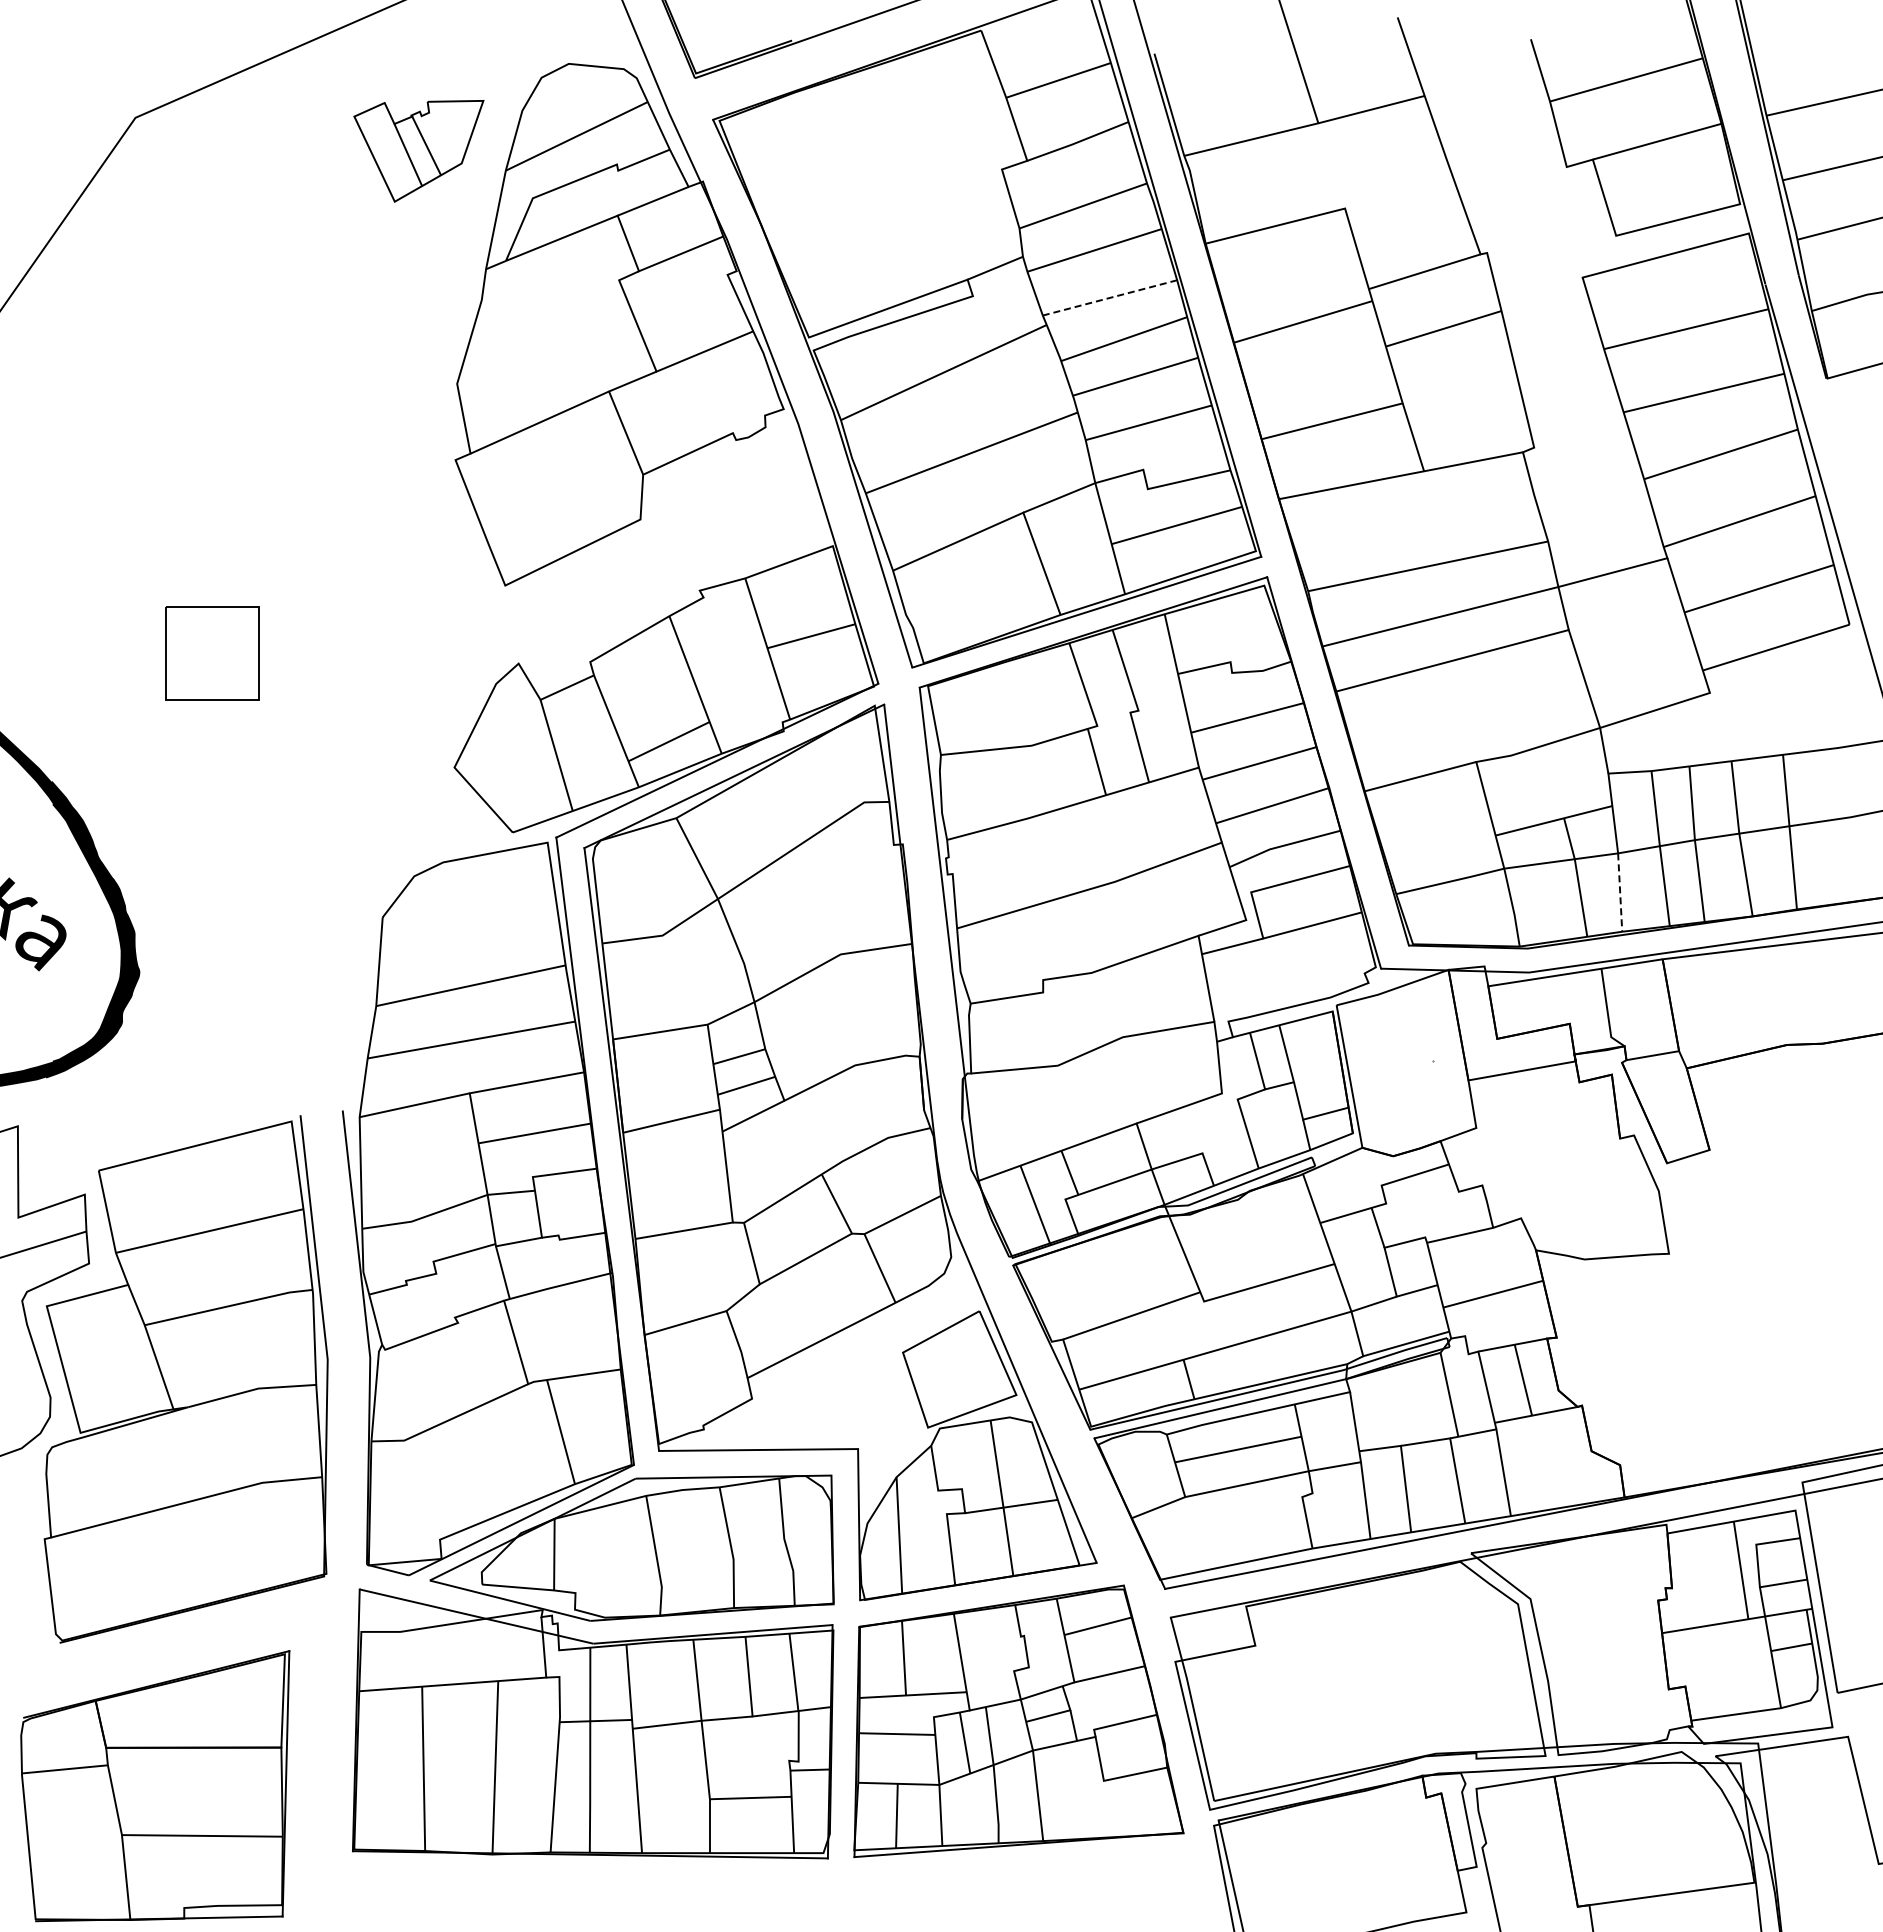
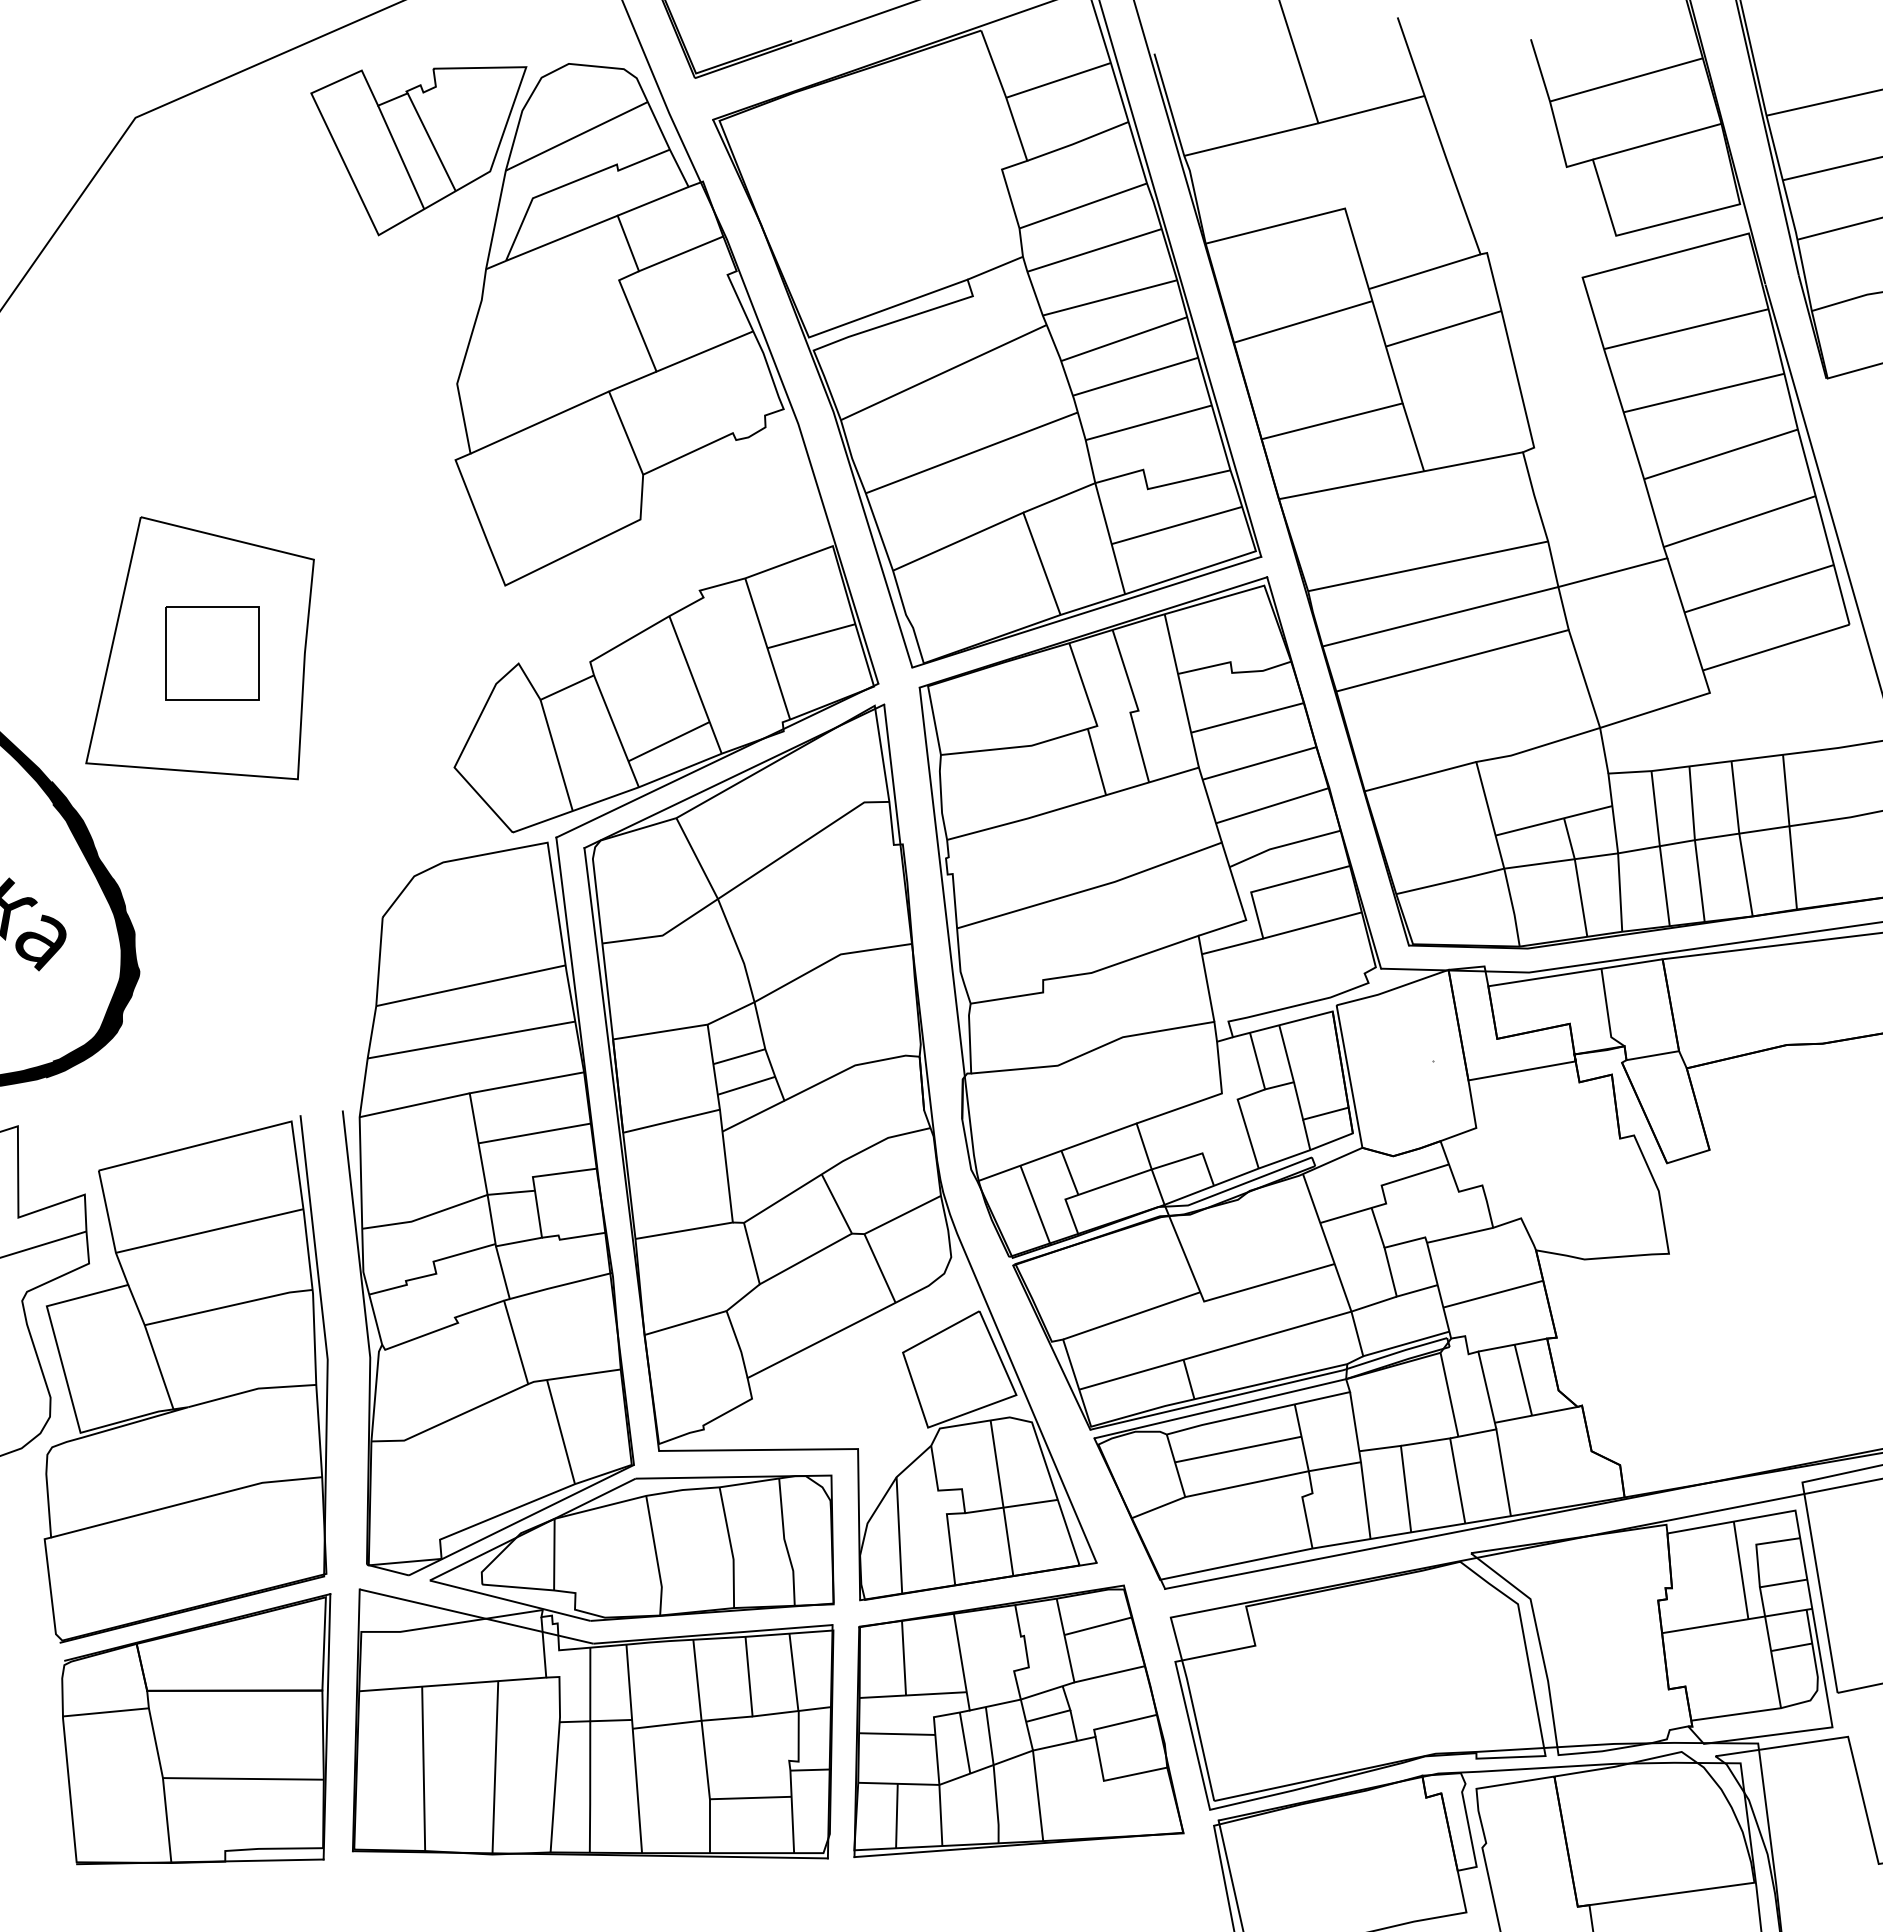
part size: 132x103 px -> 218x171 px (418, 151)
line: dashed -> solid (1109, 298)
part: none -> present (199, 648)
line: dashed -> solid (1620, 893)
part position: (155, 1786) -> (196, 1729) (196, 1729)
